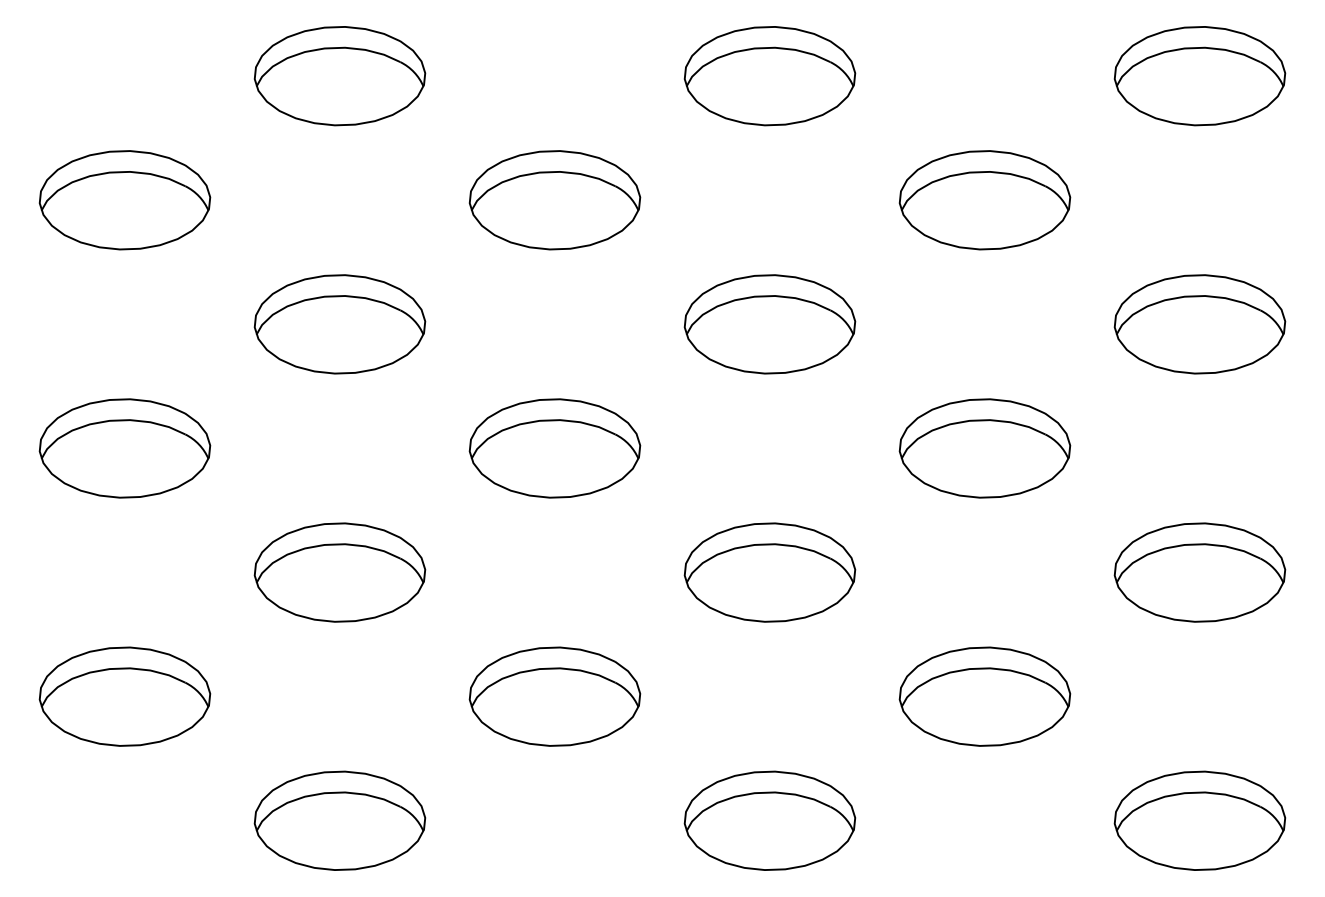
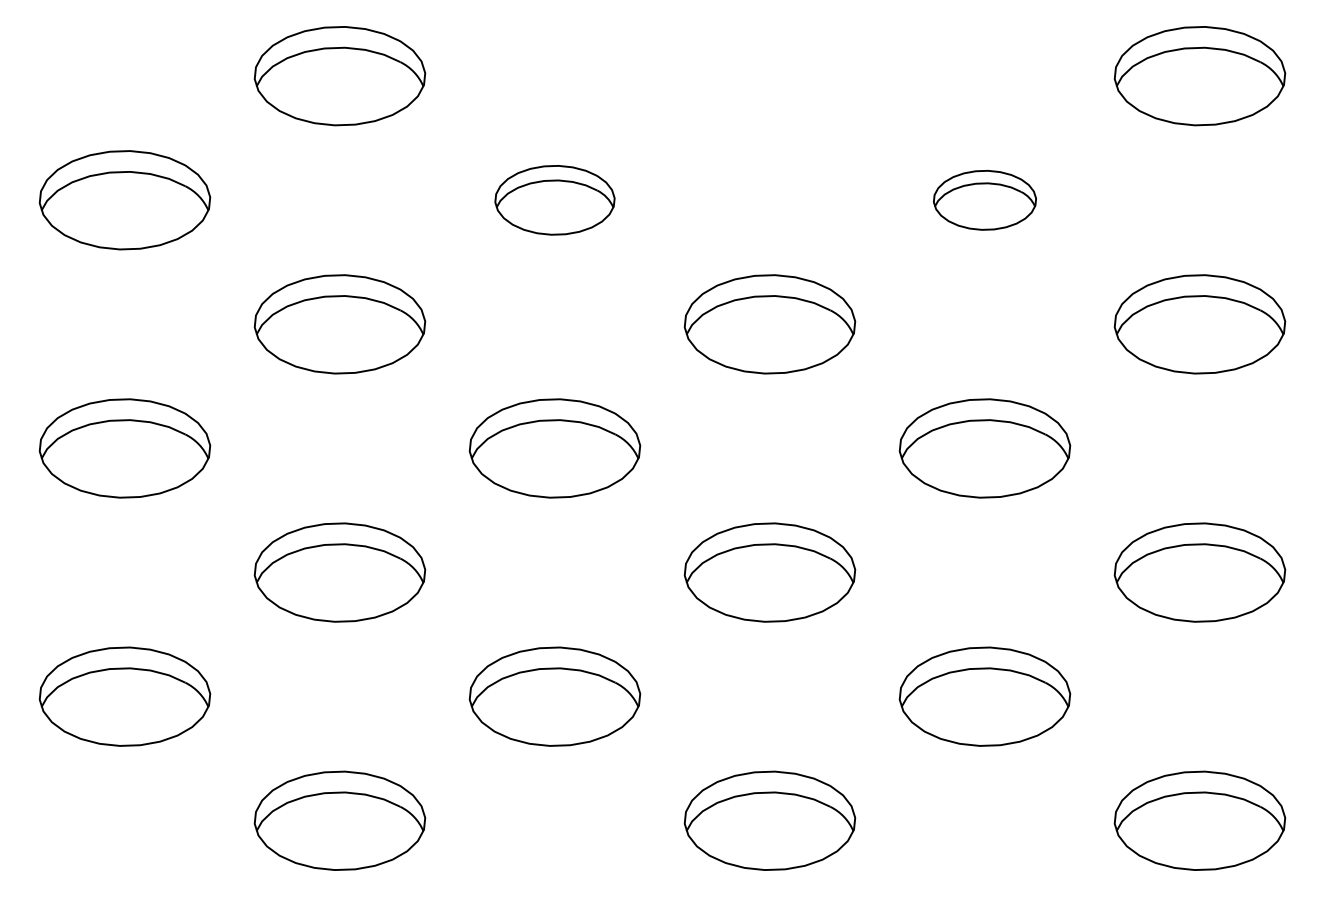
part: present -> none (769, 76)
part size: 174x101 px -> 122x71 px (554, 200)
part size: 174x101 px -> 104x61 px (984, 200)
